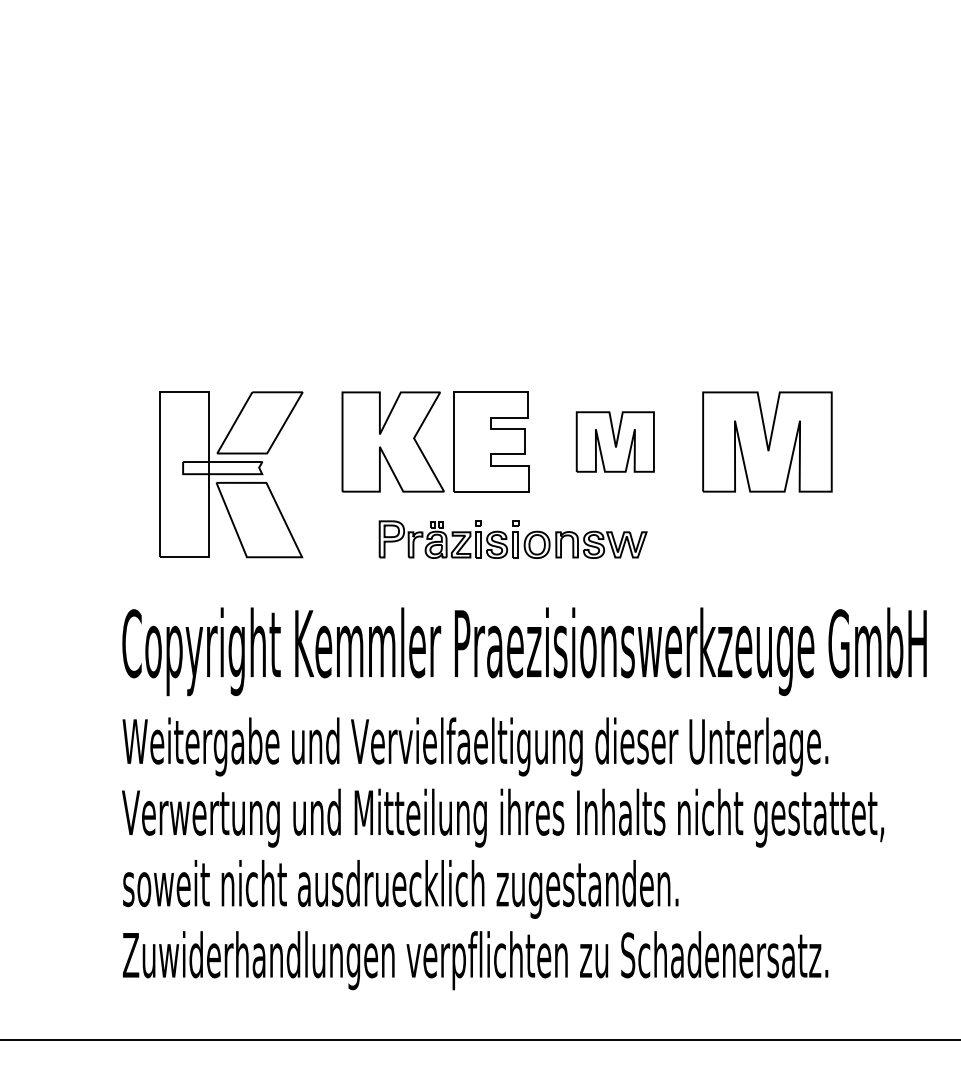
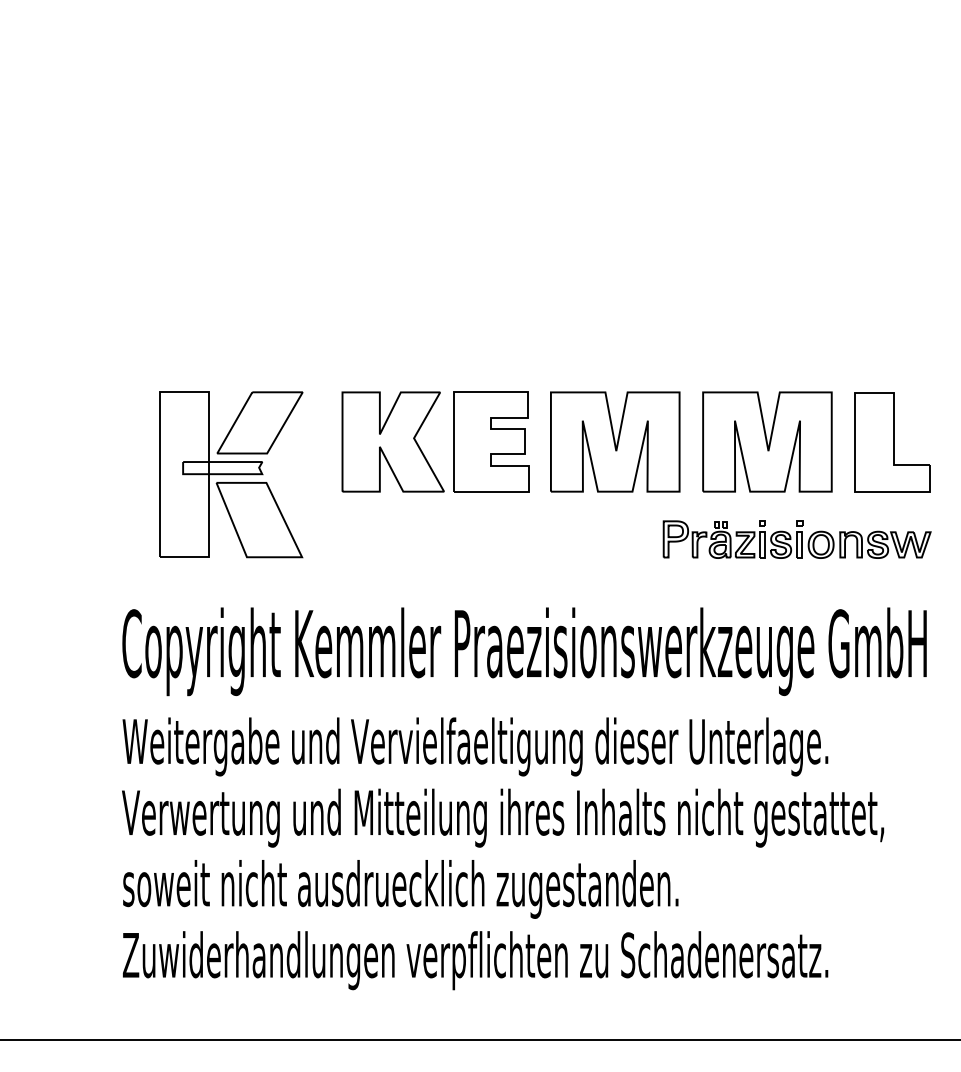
part size: 80x62 px -> 131x102 px (615, 441)
part: none -> present (892, 442)
part position: (512, 539) -> (796, 539) (796, 539)
